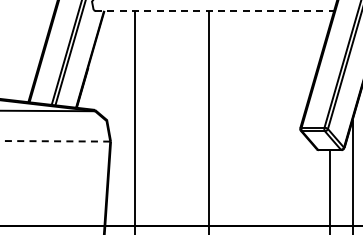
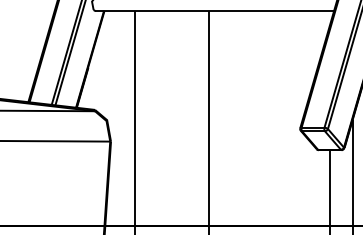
line: dashed -> solid (215, 10)
line: dashed -> solid (55, 141)
